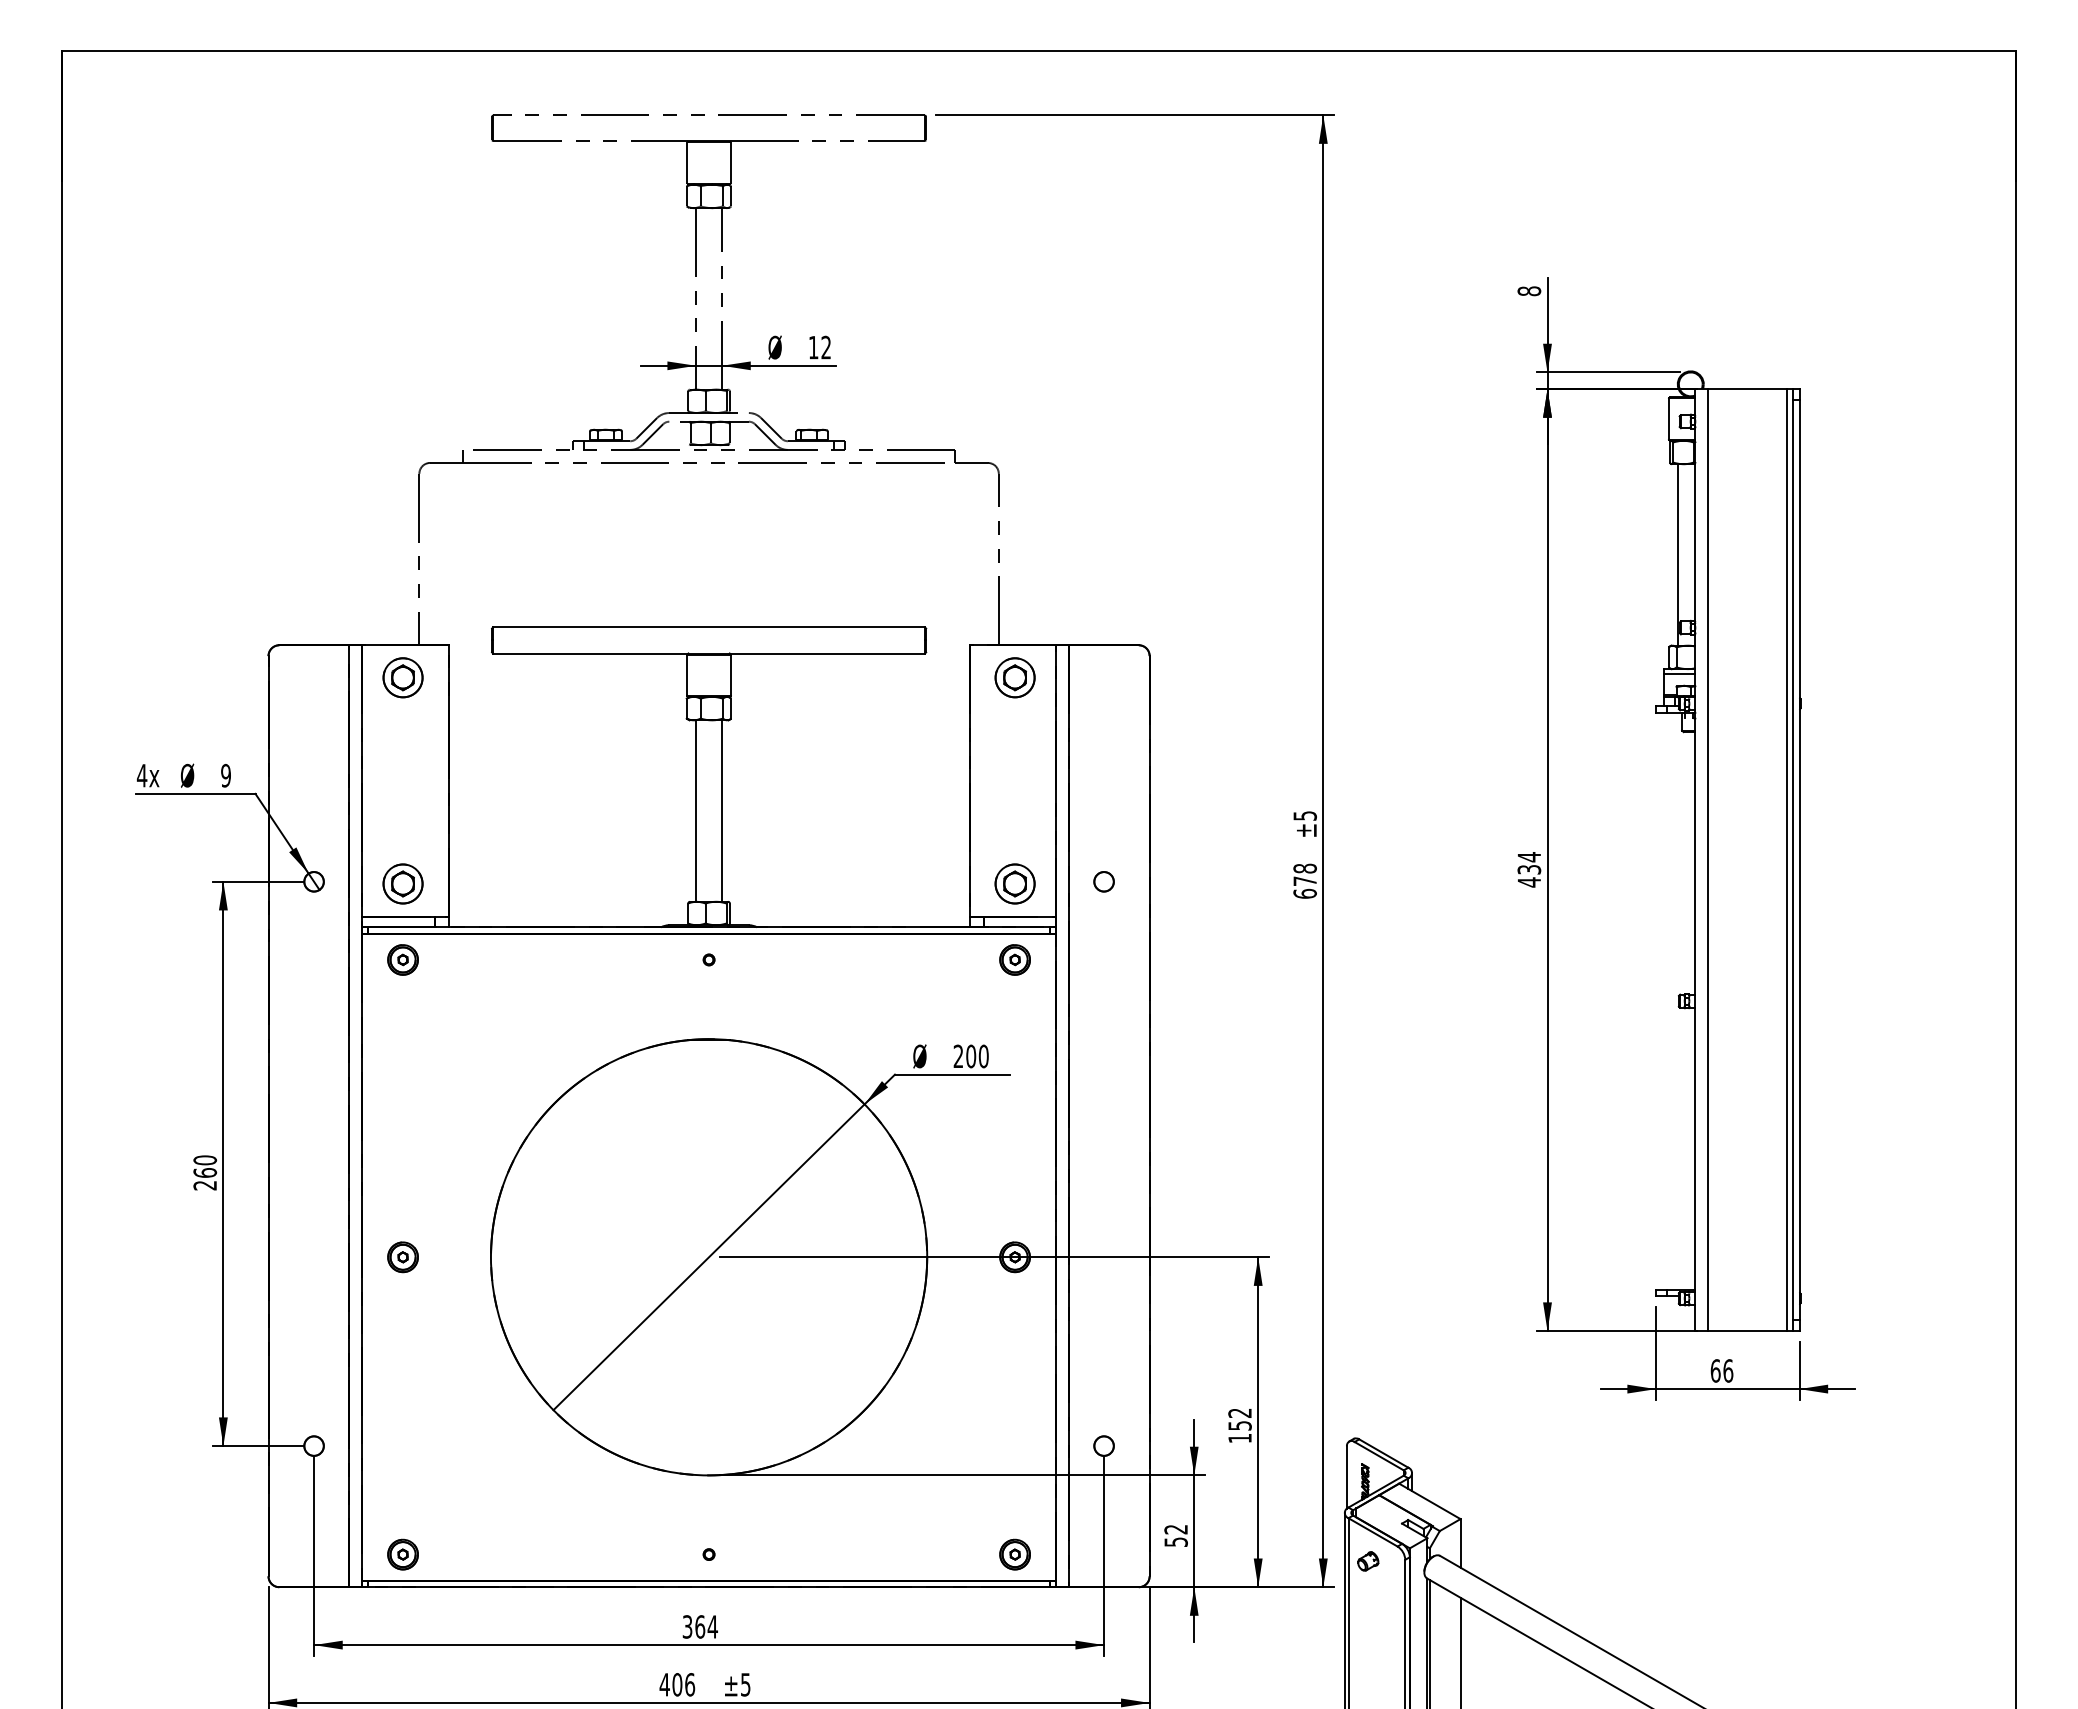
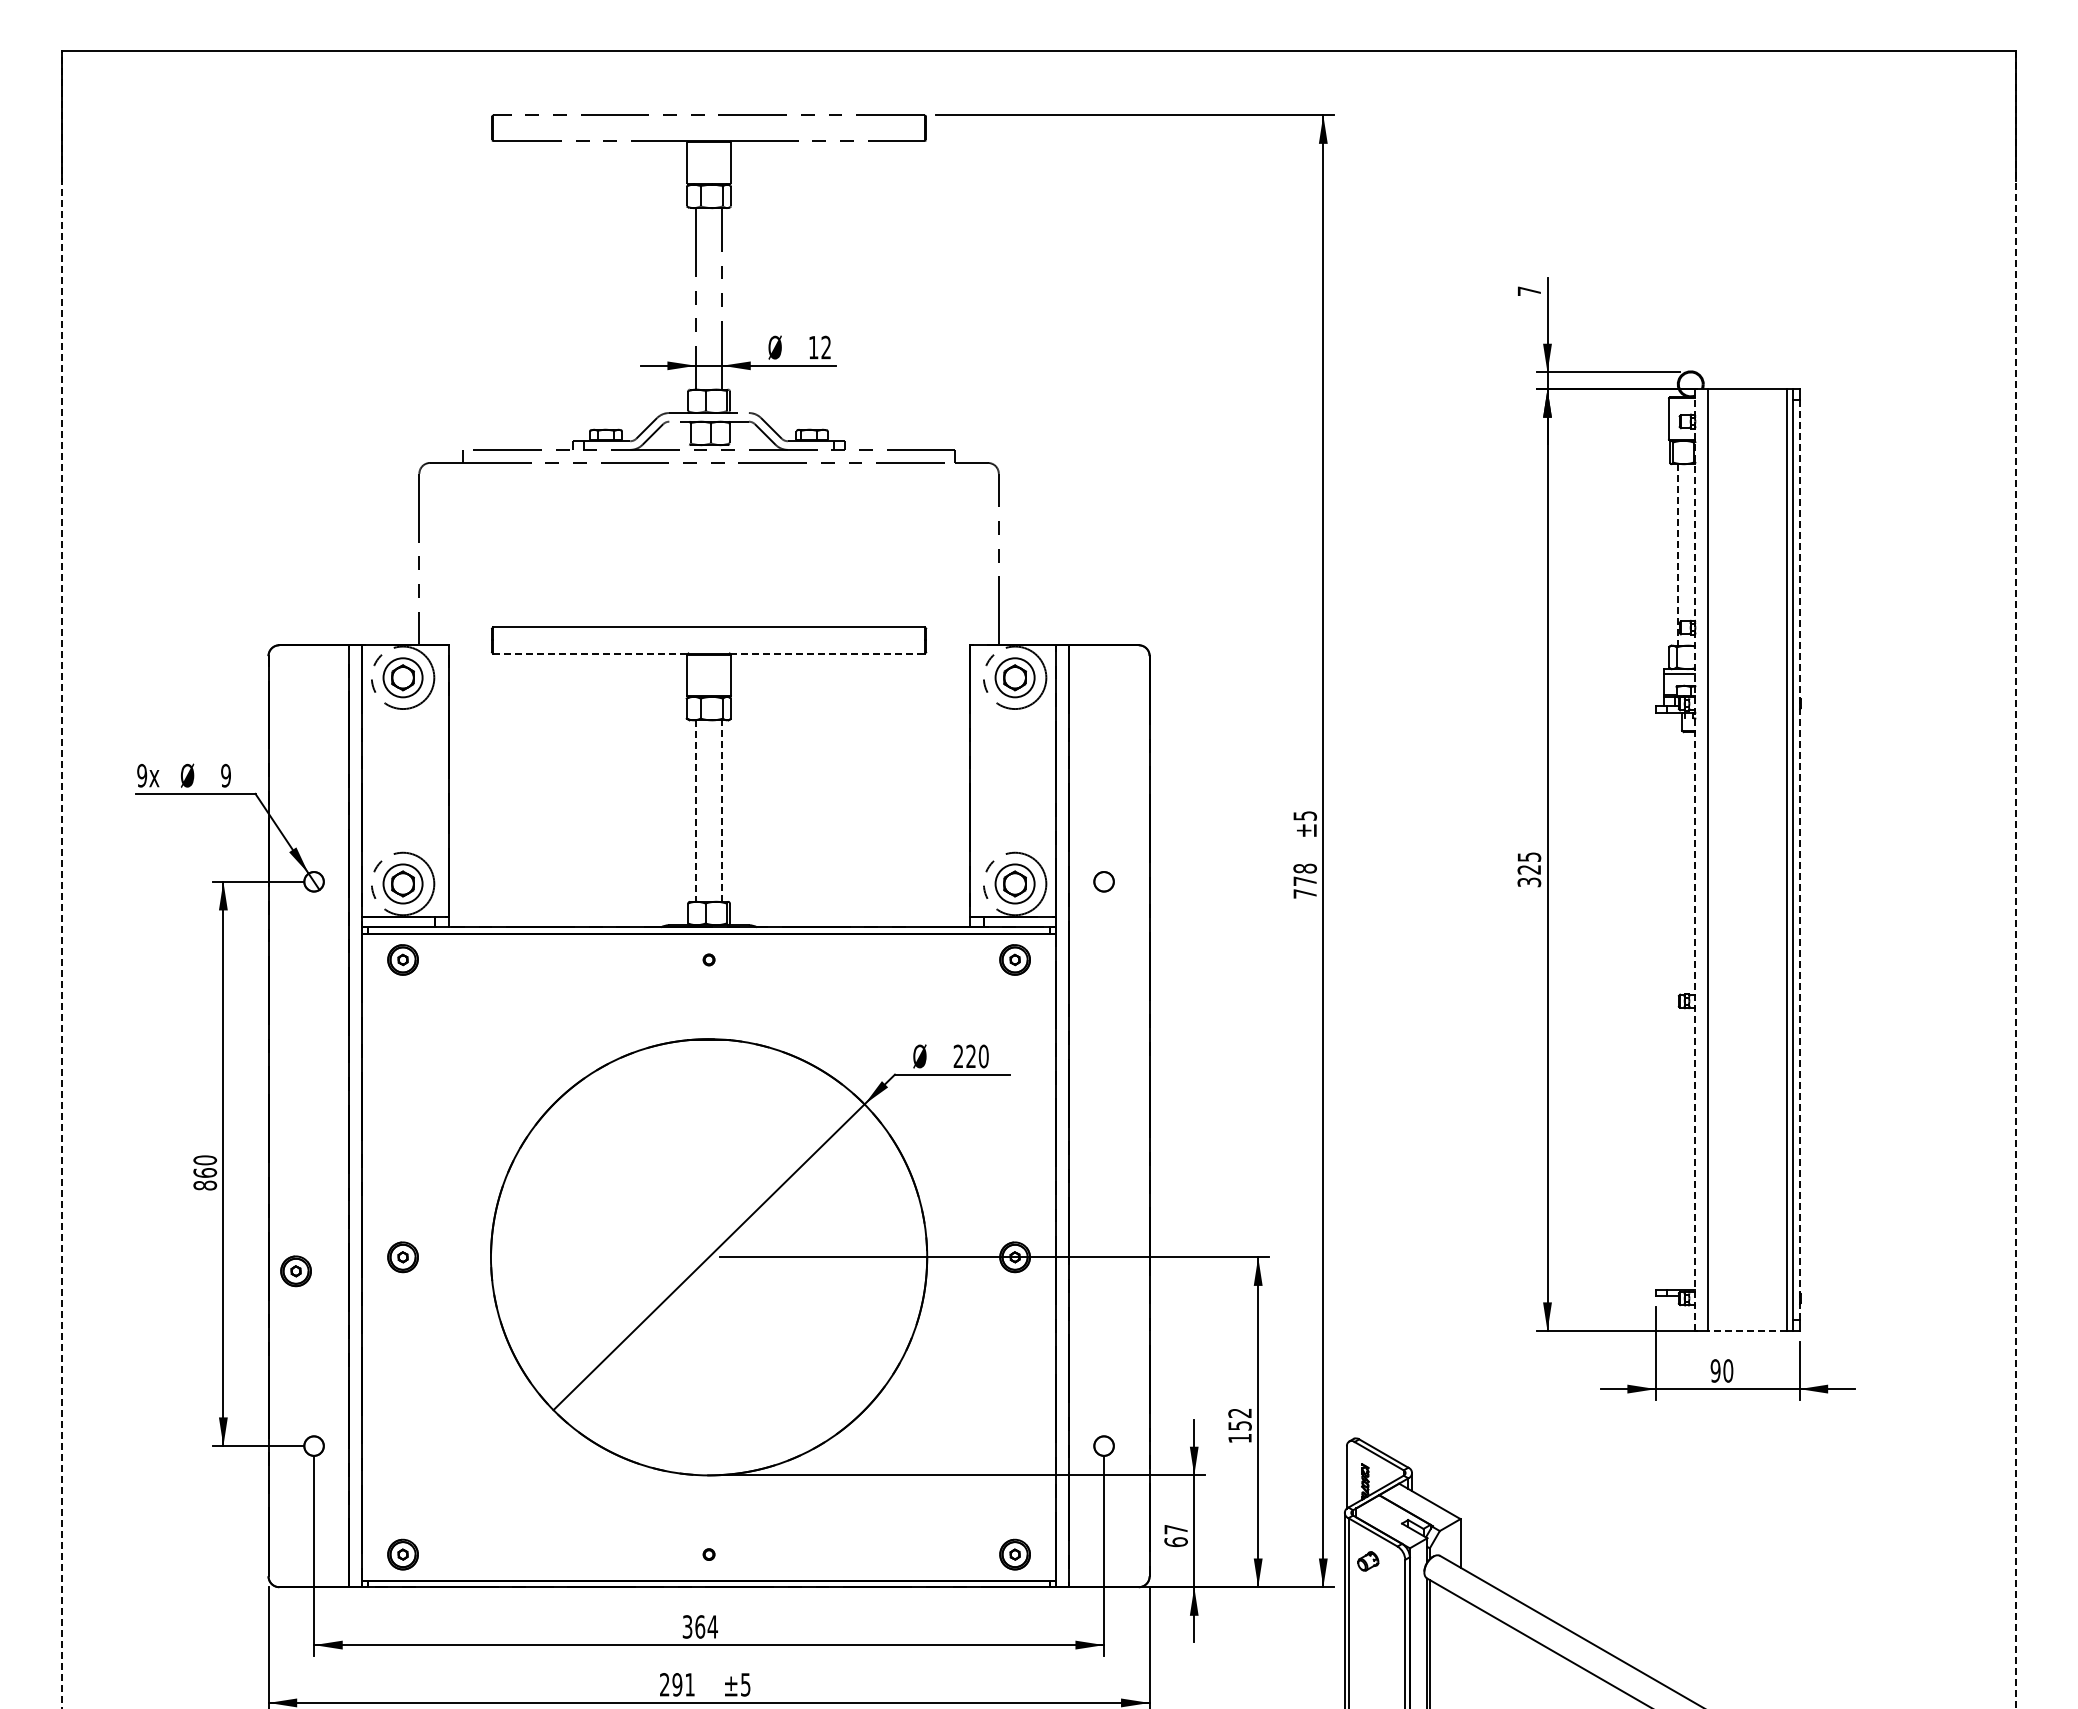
text: 8 -> 7 (1529, 291)
line: solid -> dashed (1677, 554)
line: solid -> dashed (590, 653)
line: solid -> dashed (827, 653)
circle diameter: 39 px -> 63 px (402, 677)
circle diameter: 39 px -> 63 px (1014, 677)
text: 4x -> 9x (141, 775)
line: solid -> dashed (696, 811)
line: solid -> dashed (722, 811)
line: solid -> dashed (1799, 859)
line: solid -> dashed (1695, 860)
text: 434 -> 325 (1529, 869)
line: solid -> dashed (62, 879)
line: solid -> dashed (2015, 880)
circle diameter: 39 px -> 63 px (402, 883)
circle diameter: 39 px -> 63 px (1014, 883)
text: 678 -> 778 (1304, 893)
text: 200 -> 220 (971, 1056)
text: 260 -> 860 (205, 1185)
part: none -> present (295, 1271)
line: solid -> dashed (1746, 1331)
text: 66 -> 90 (1721, 1370)
text: 52 -> 67 (1175, 1536)
line: present -> none (1460, 1651)
text: 406 -> 291 (677, 1684)
